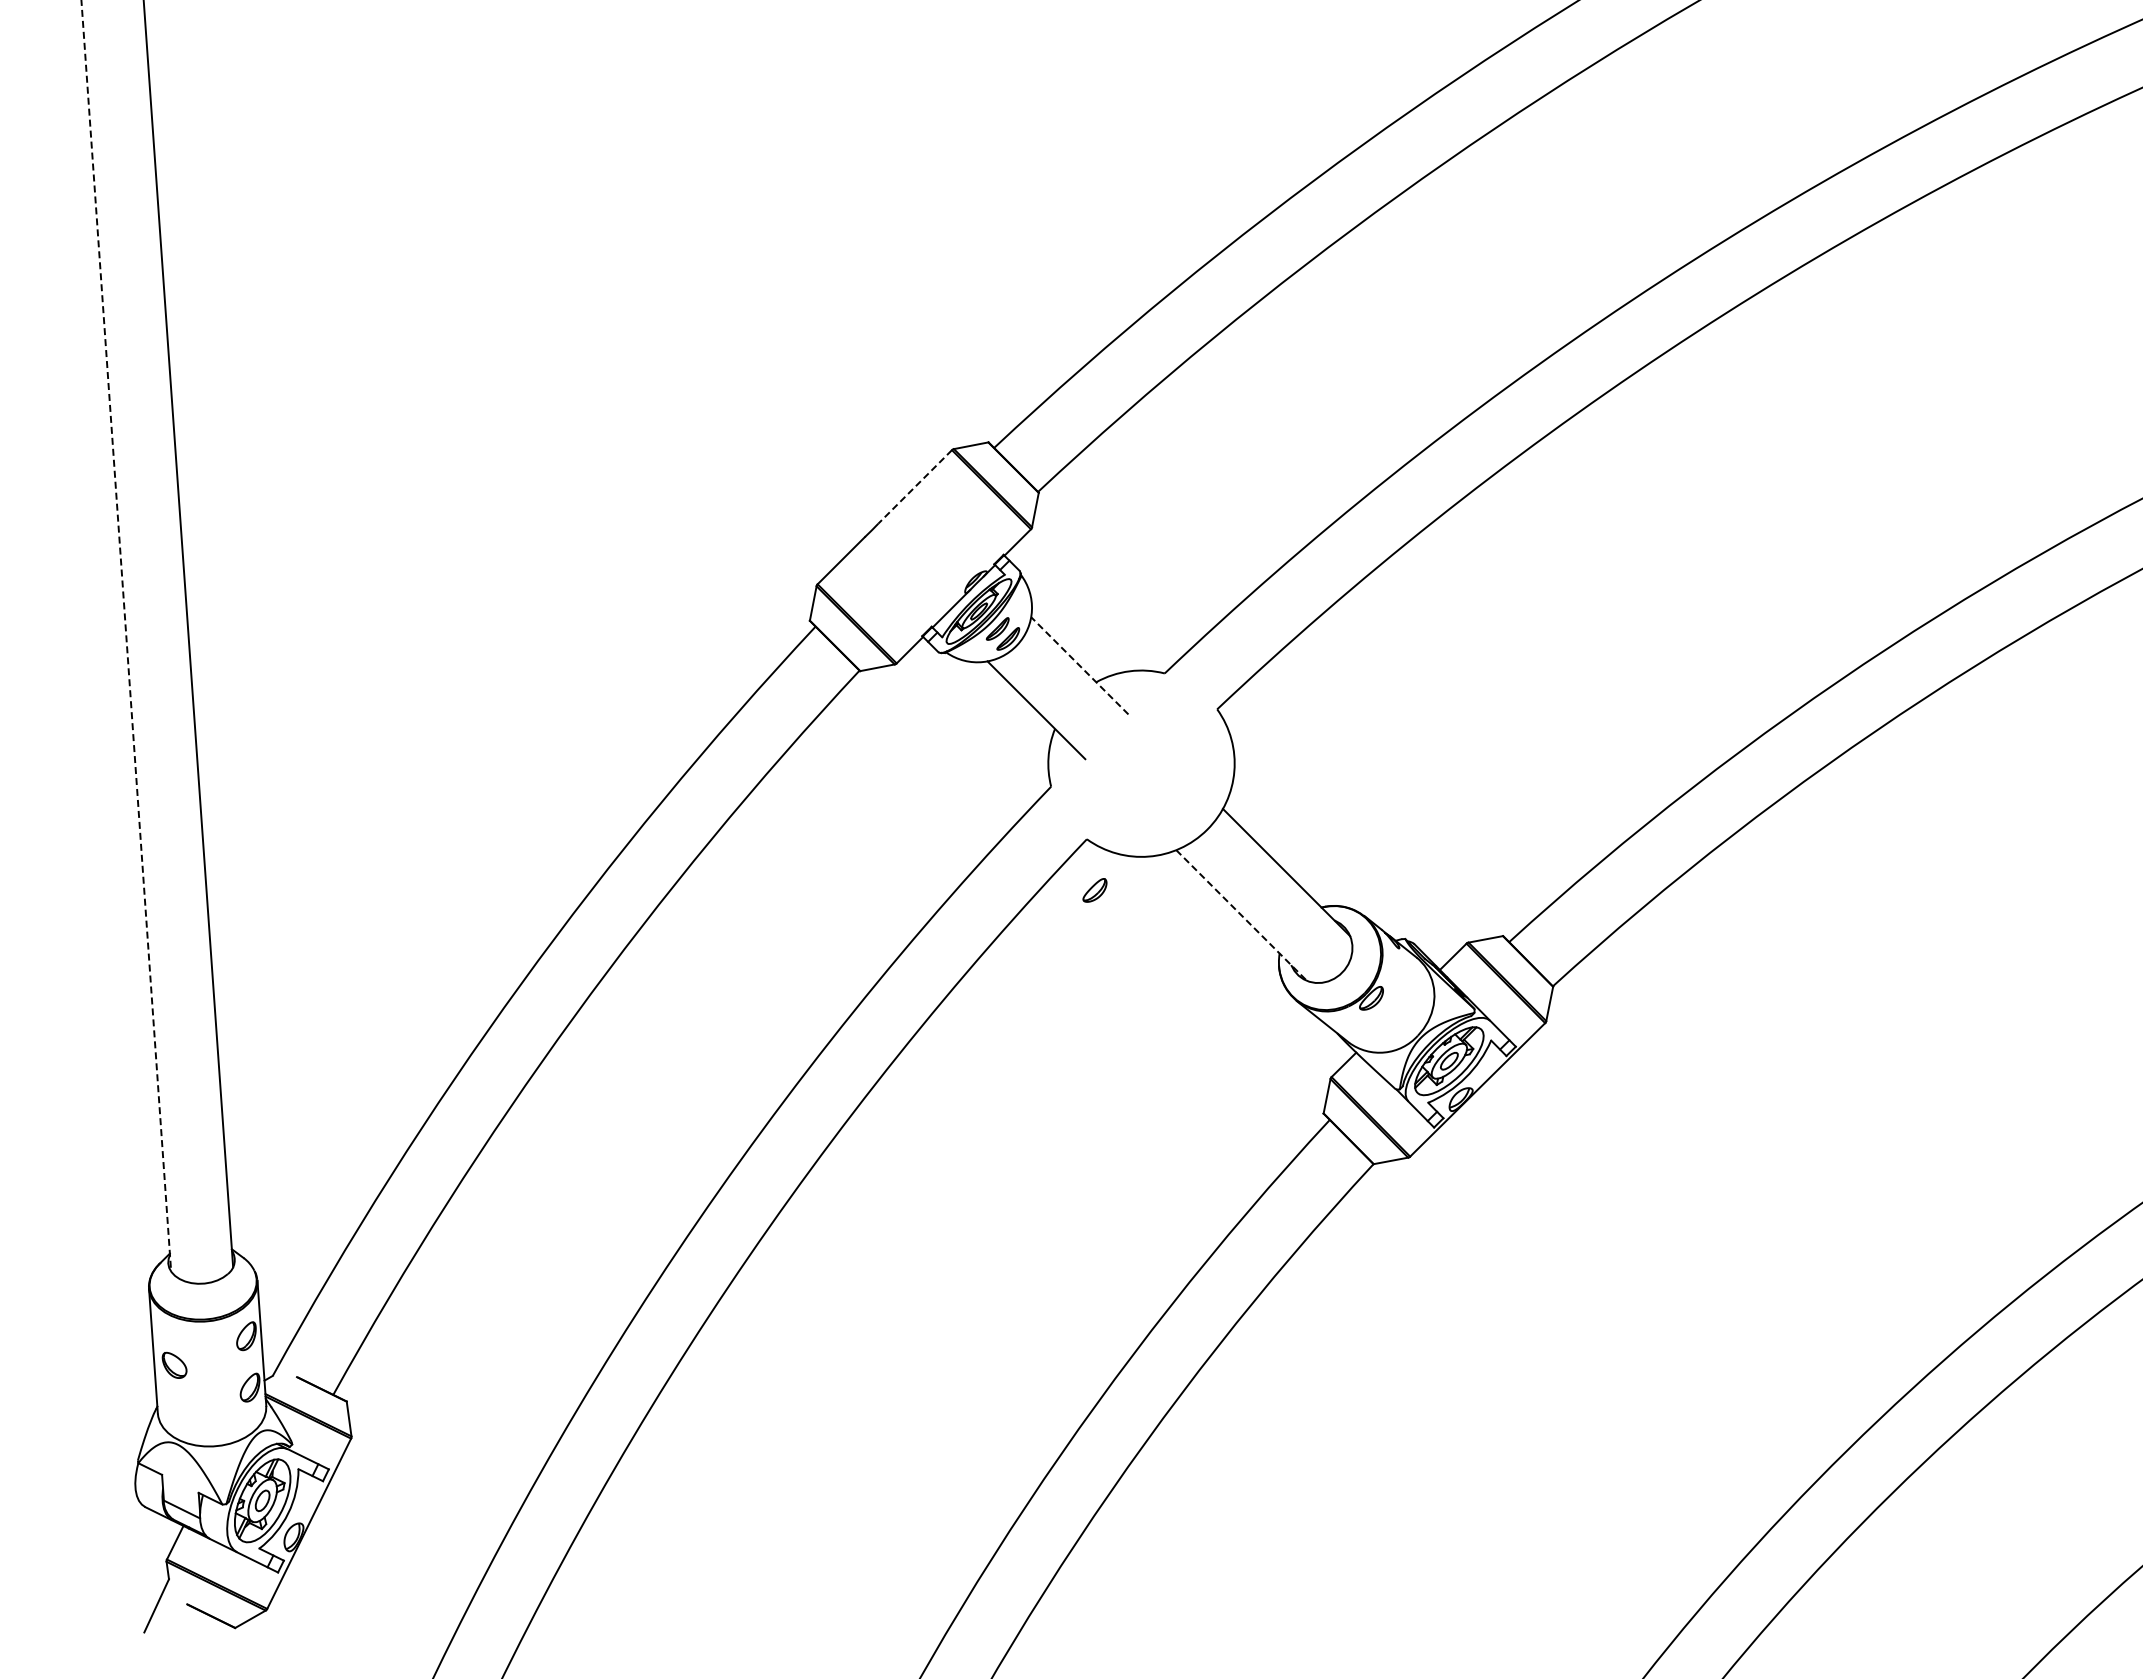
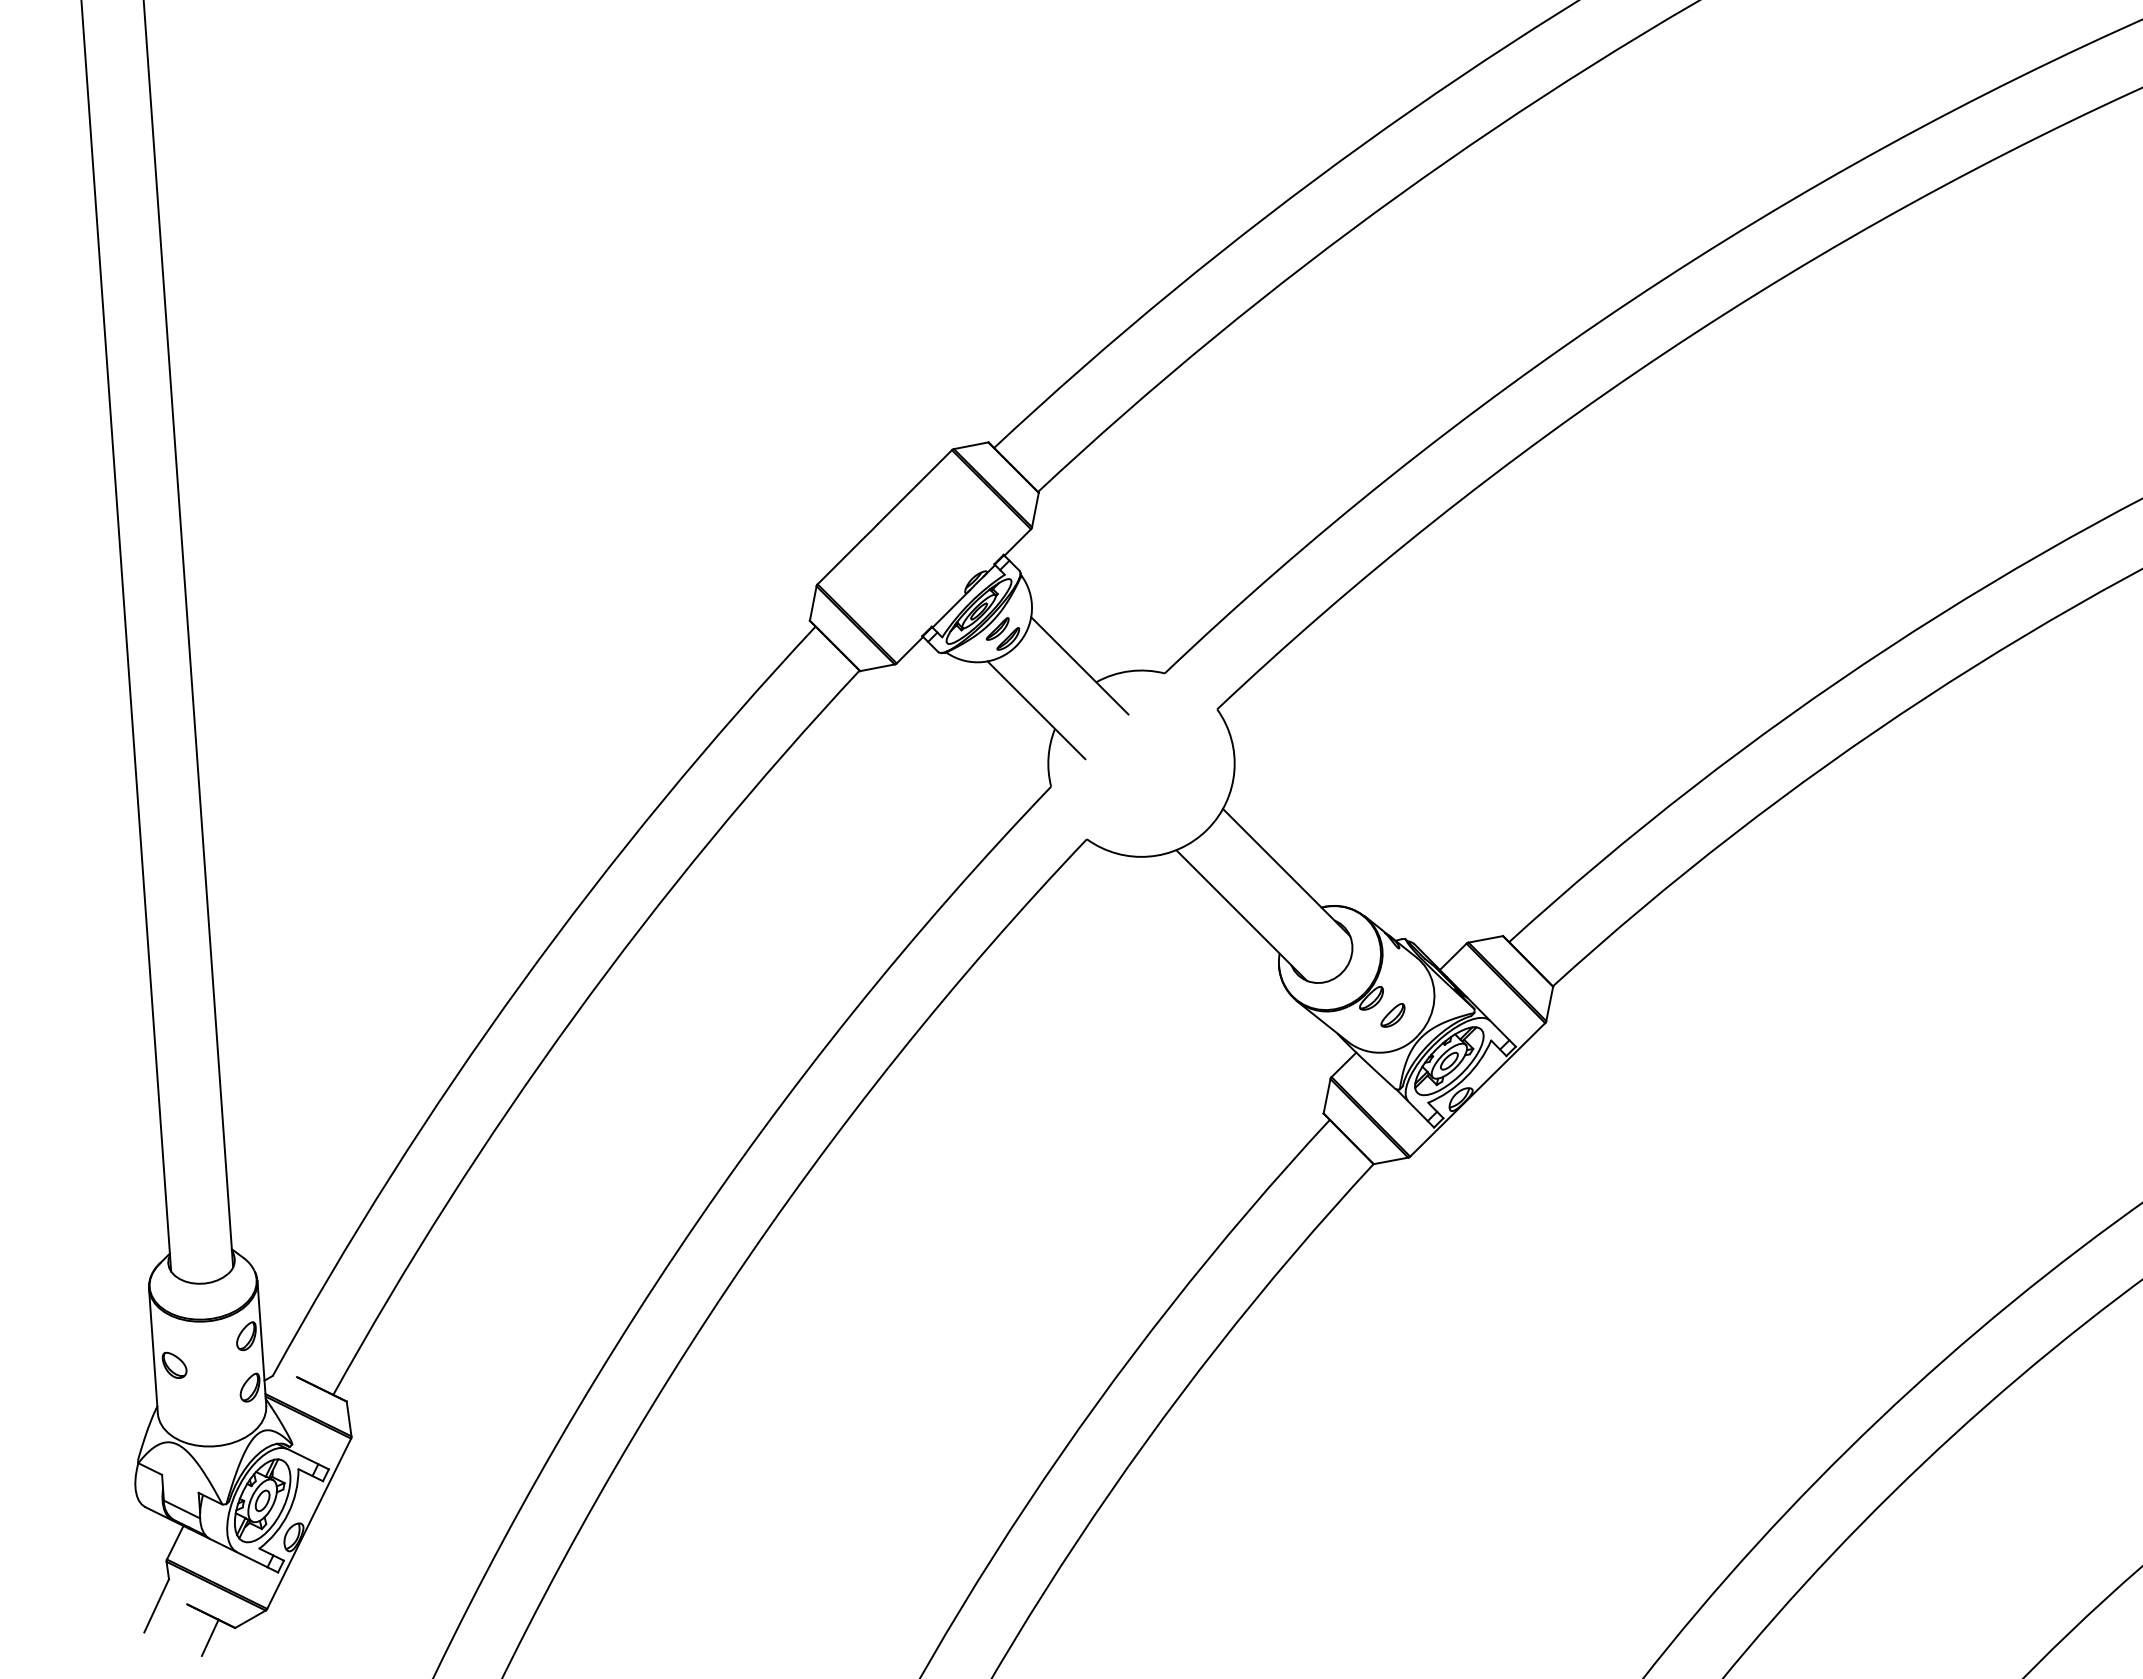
line: dashed -> solid (914, 487)
line: dashed -> solid (126, 636)
line: dashed -> solid (1079, 665)
part position: (1094, 890) -> (1392, 1015) (1392, 1015)
line: dashed -> solid (1242, 915)
line: none -> present (209, 1637)
